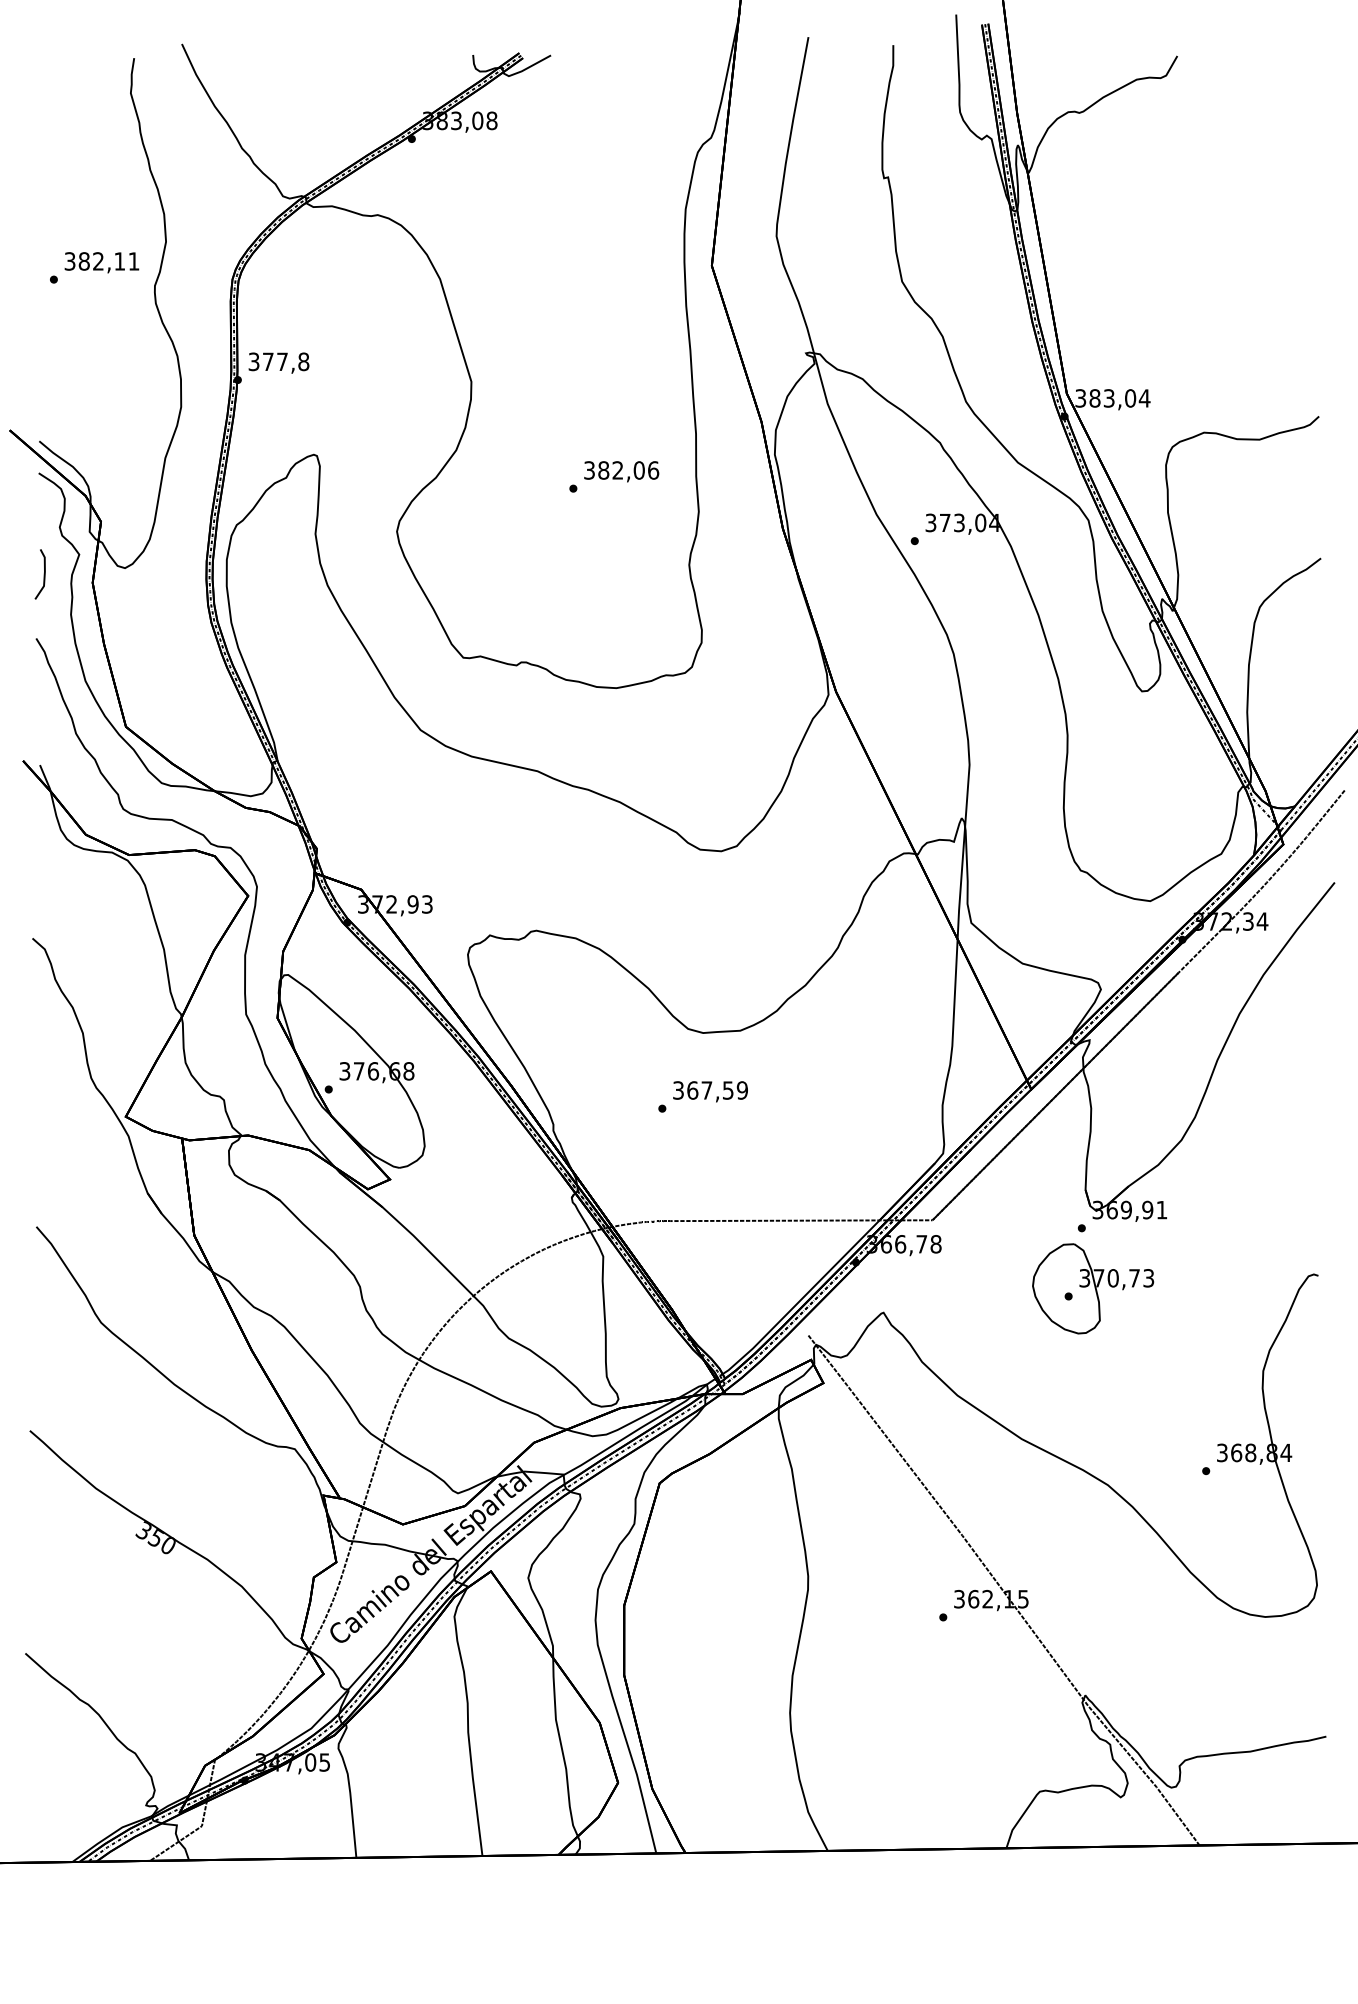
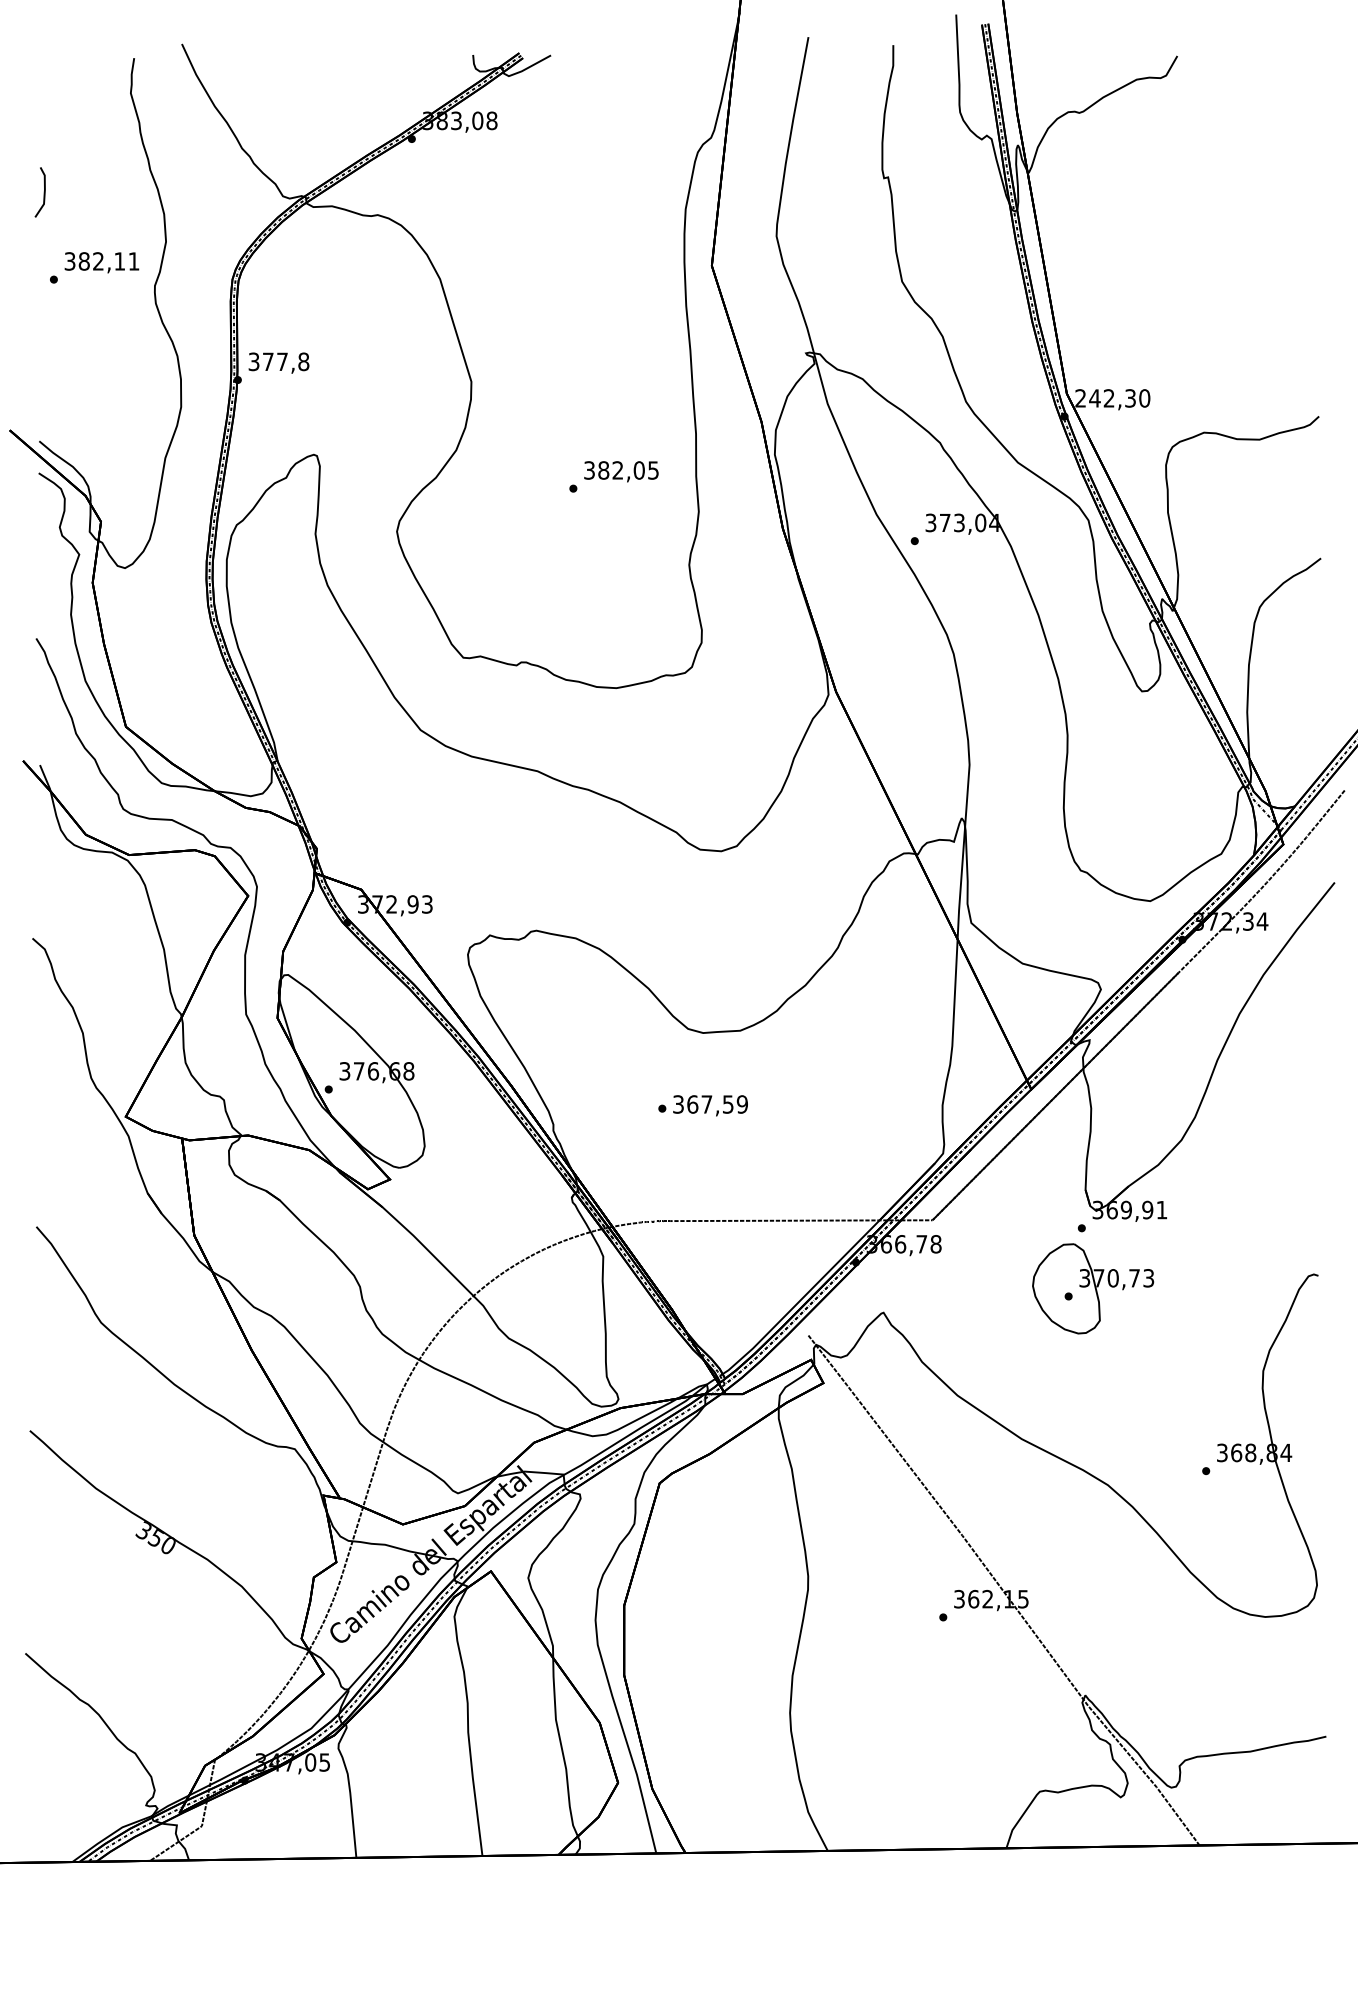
text: 383,04 -> 242,30 (1112, 398)
text: 382,06 -> 382,05 (653, 470)
line position: (43, 574) -> (43, 192) (43, 192)
text position: (710, 1091) -> (710, 1105) (710, 1105)
